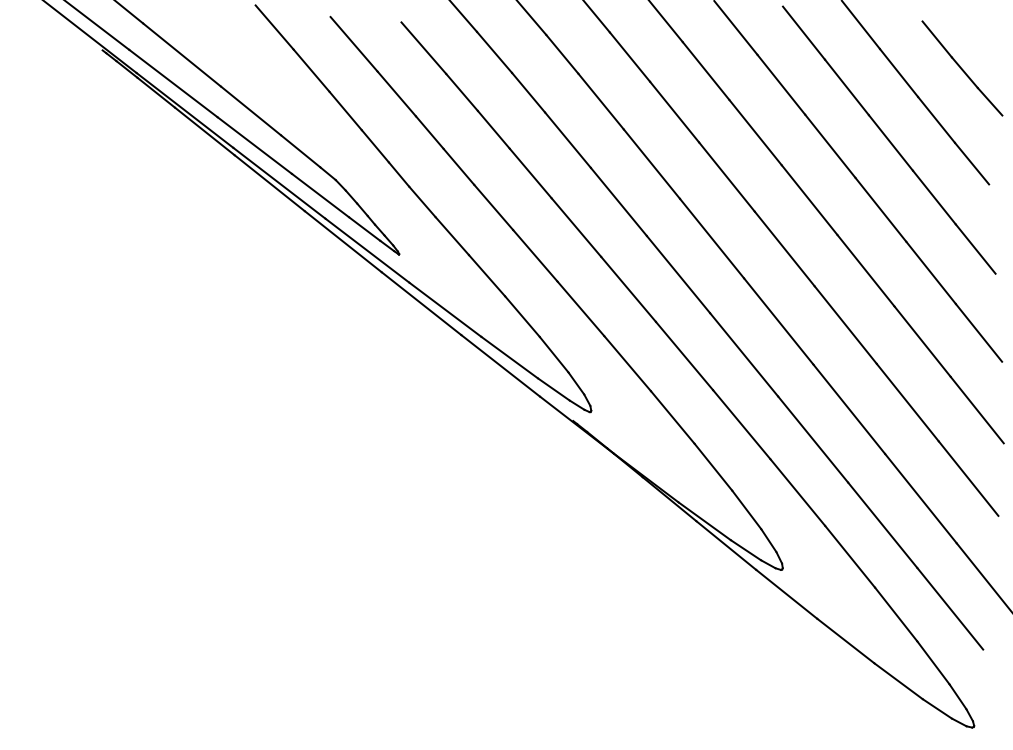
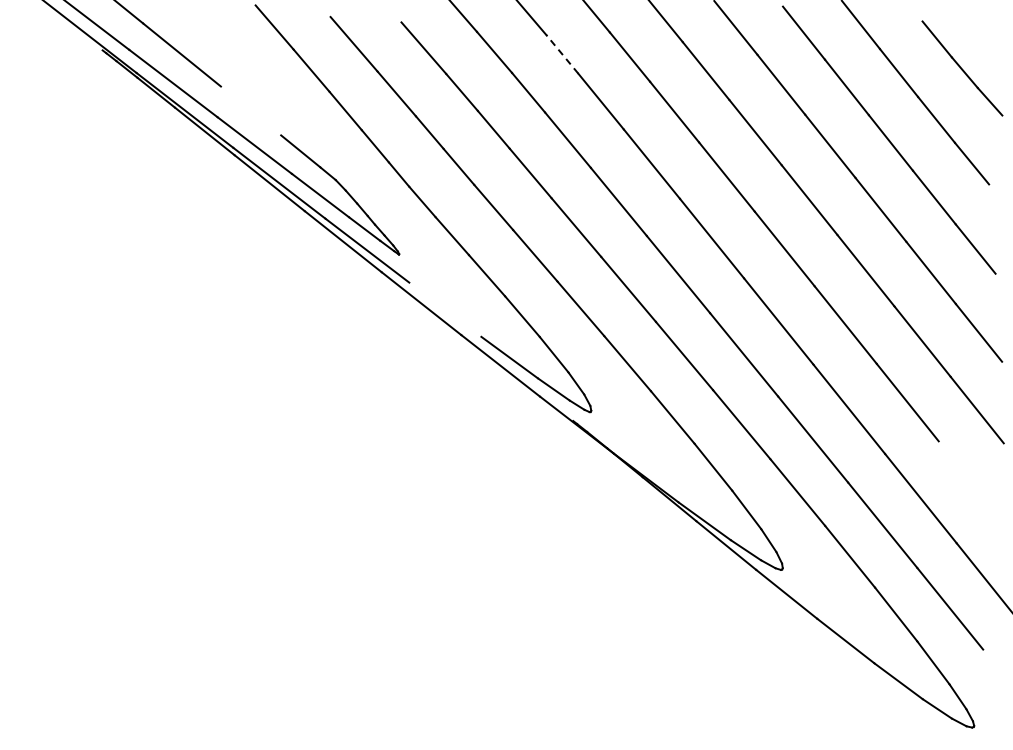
line: solid -> dashed (562, 54)
line: present -> none (250, 110)
line: present -> none (445, 309)
line: present -> none (968, 478)
